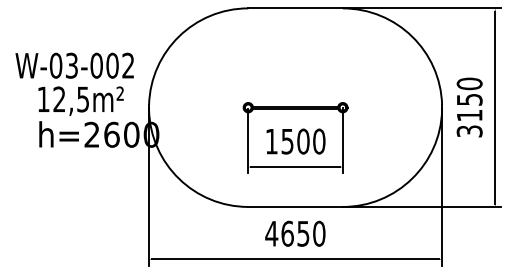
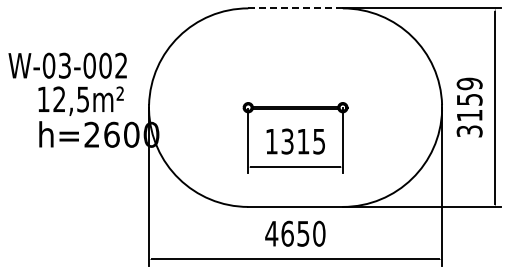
line: solid -> dashed (296, 8)
text position: (74, 65) -> (67, 65) (67, 65)
text: 3150 -> 3159 (469, 83)
text: 1500 -> 1315 (303, 141)
